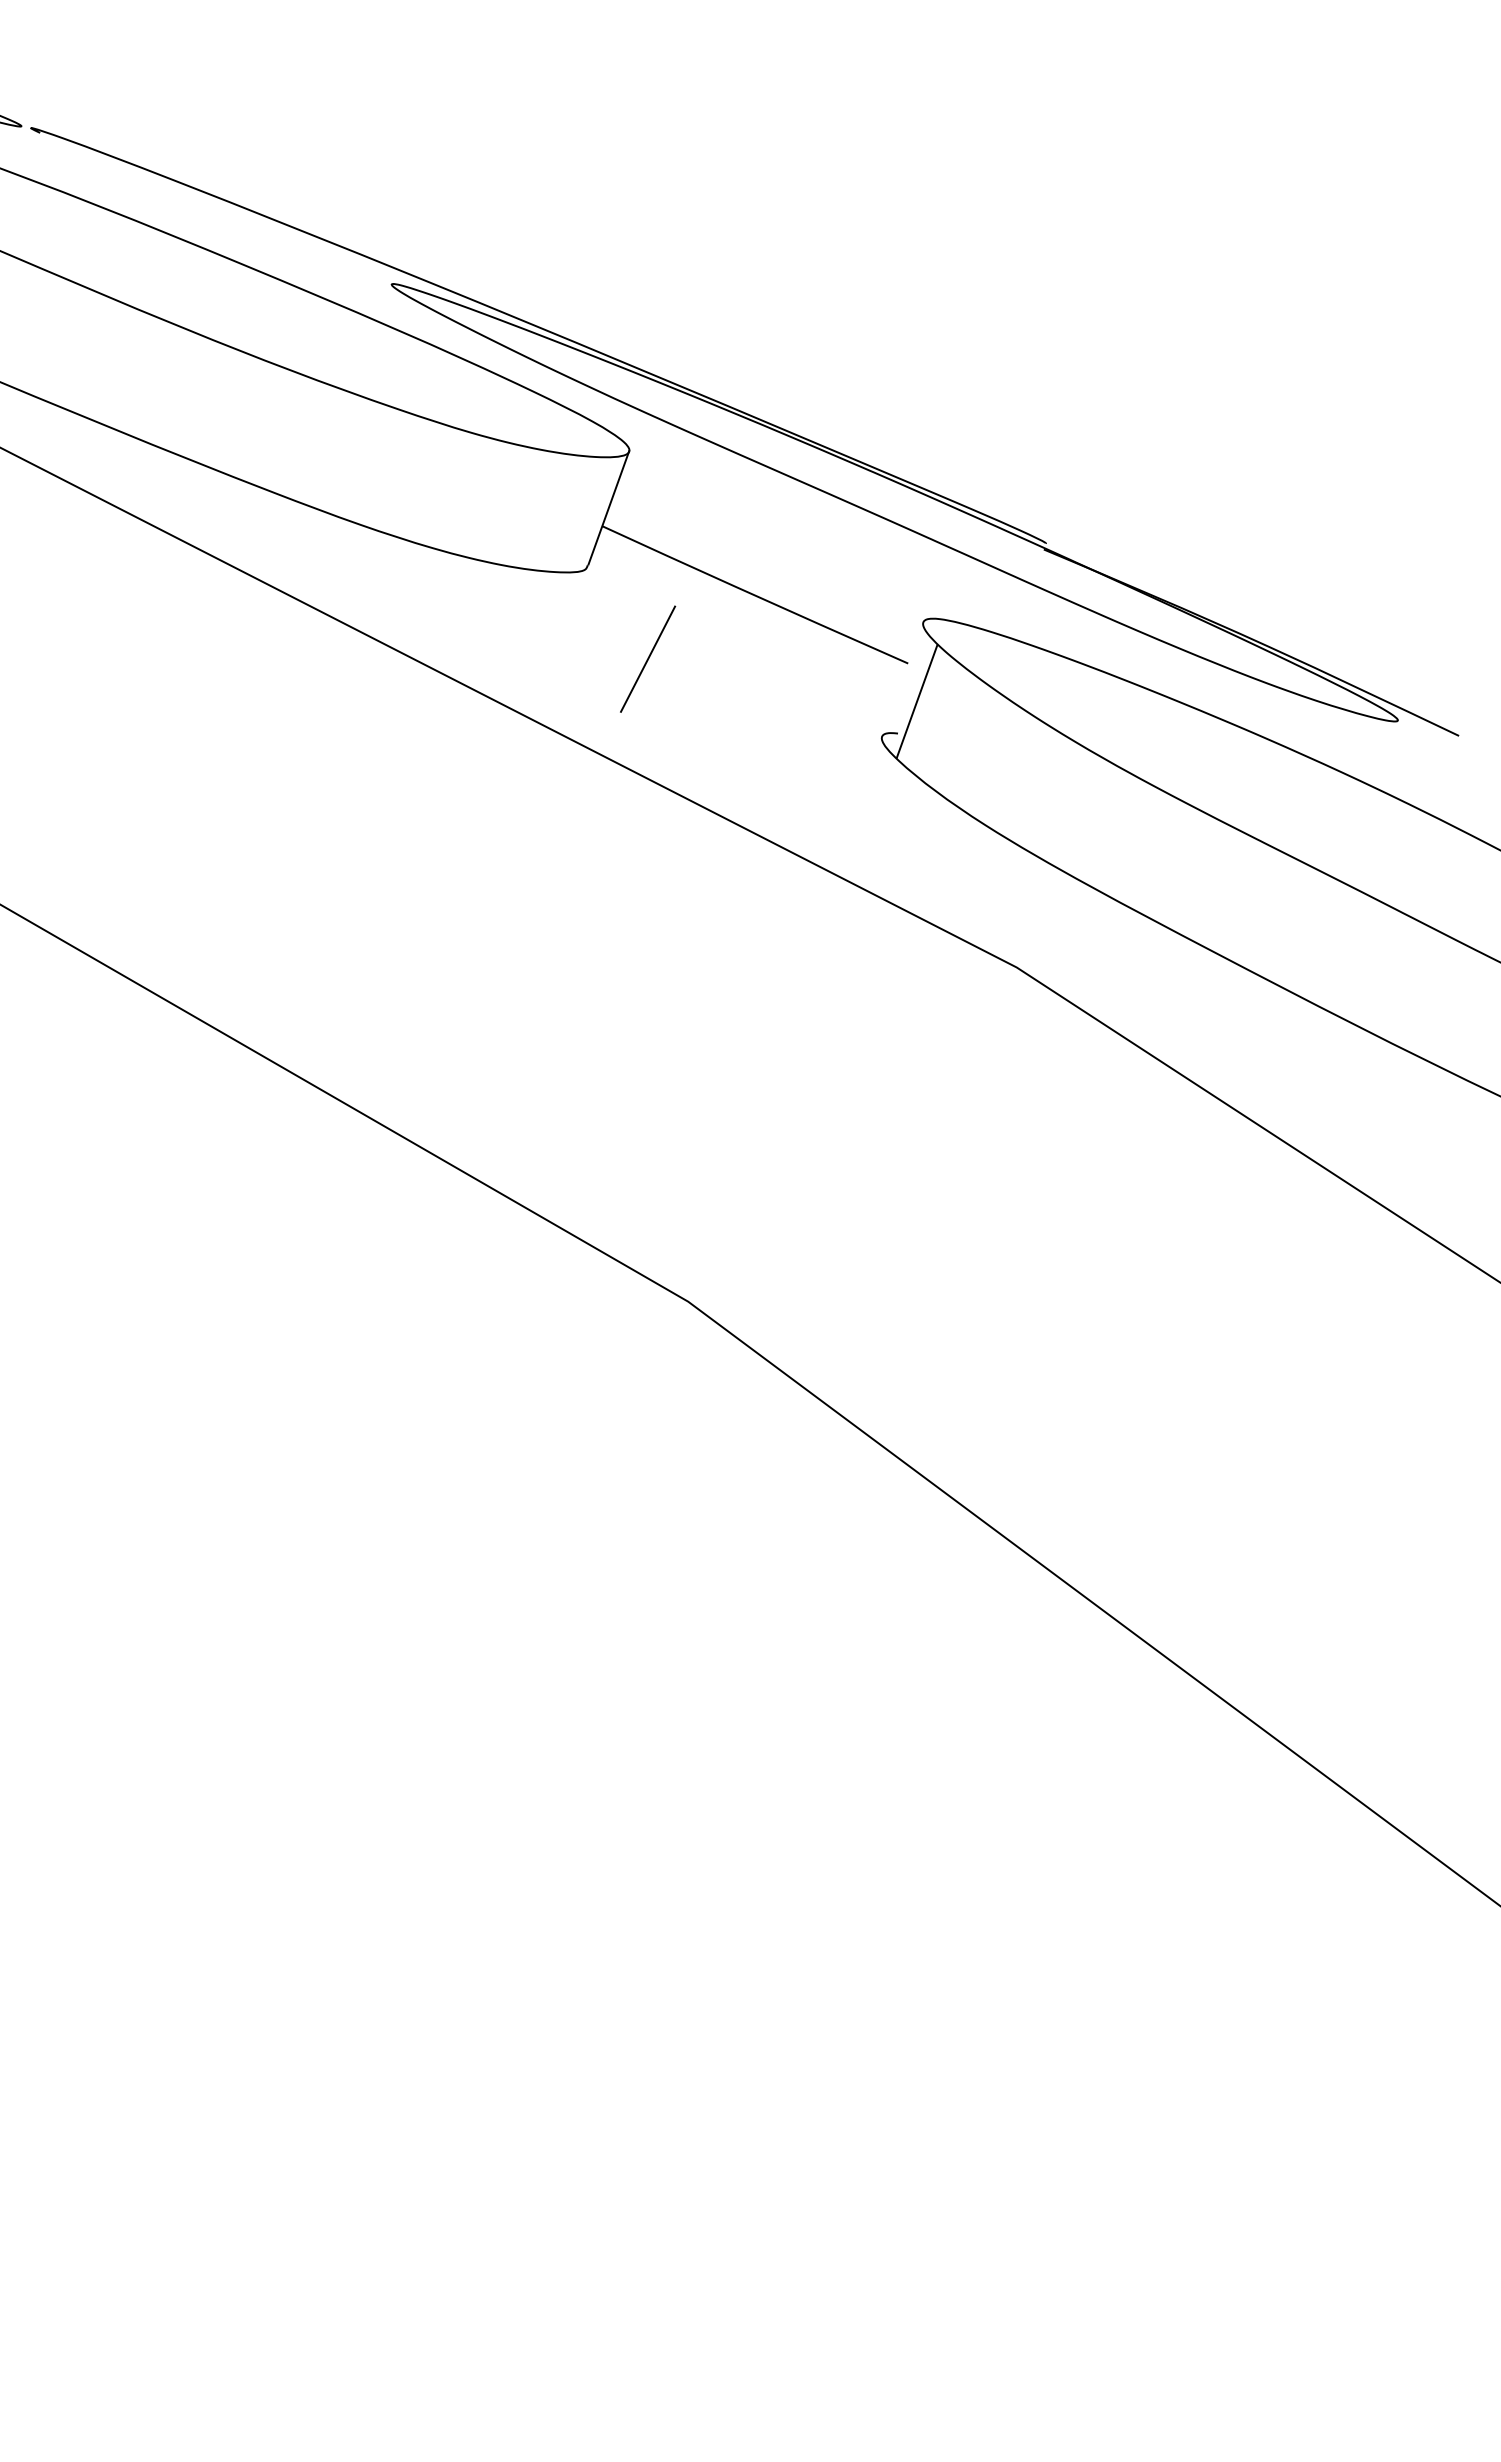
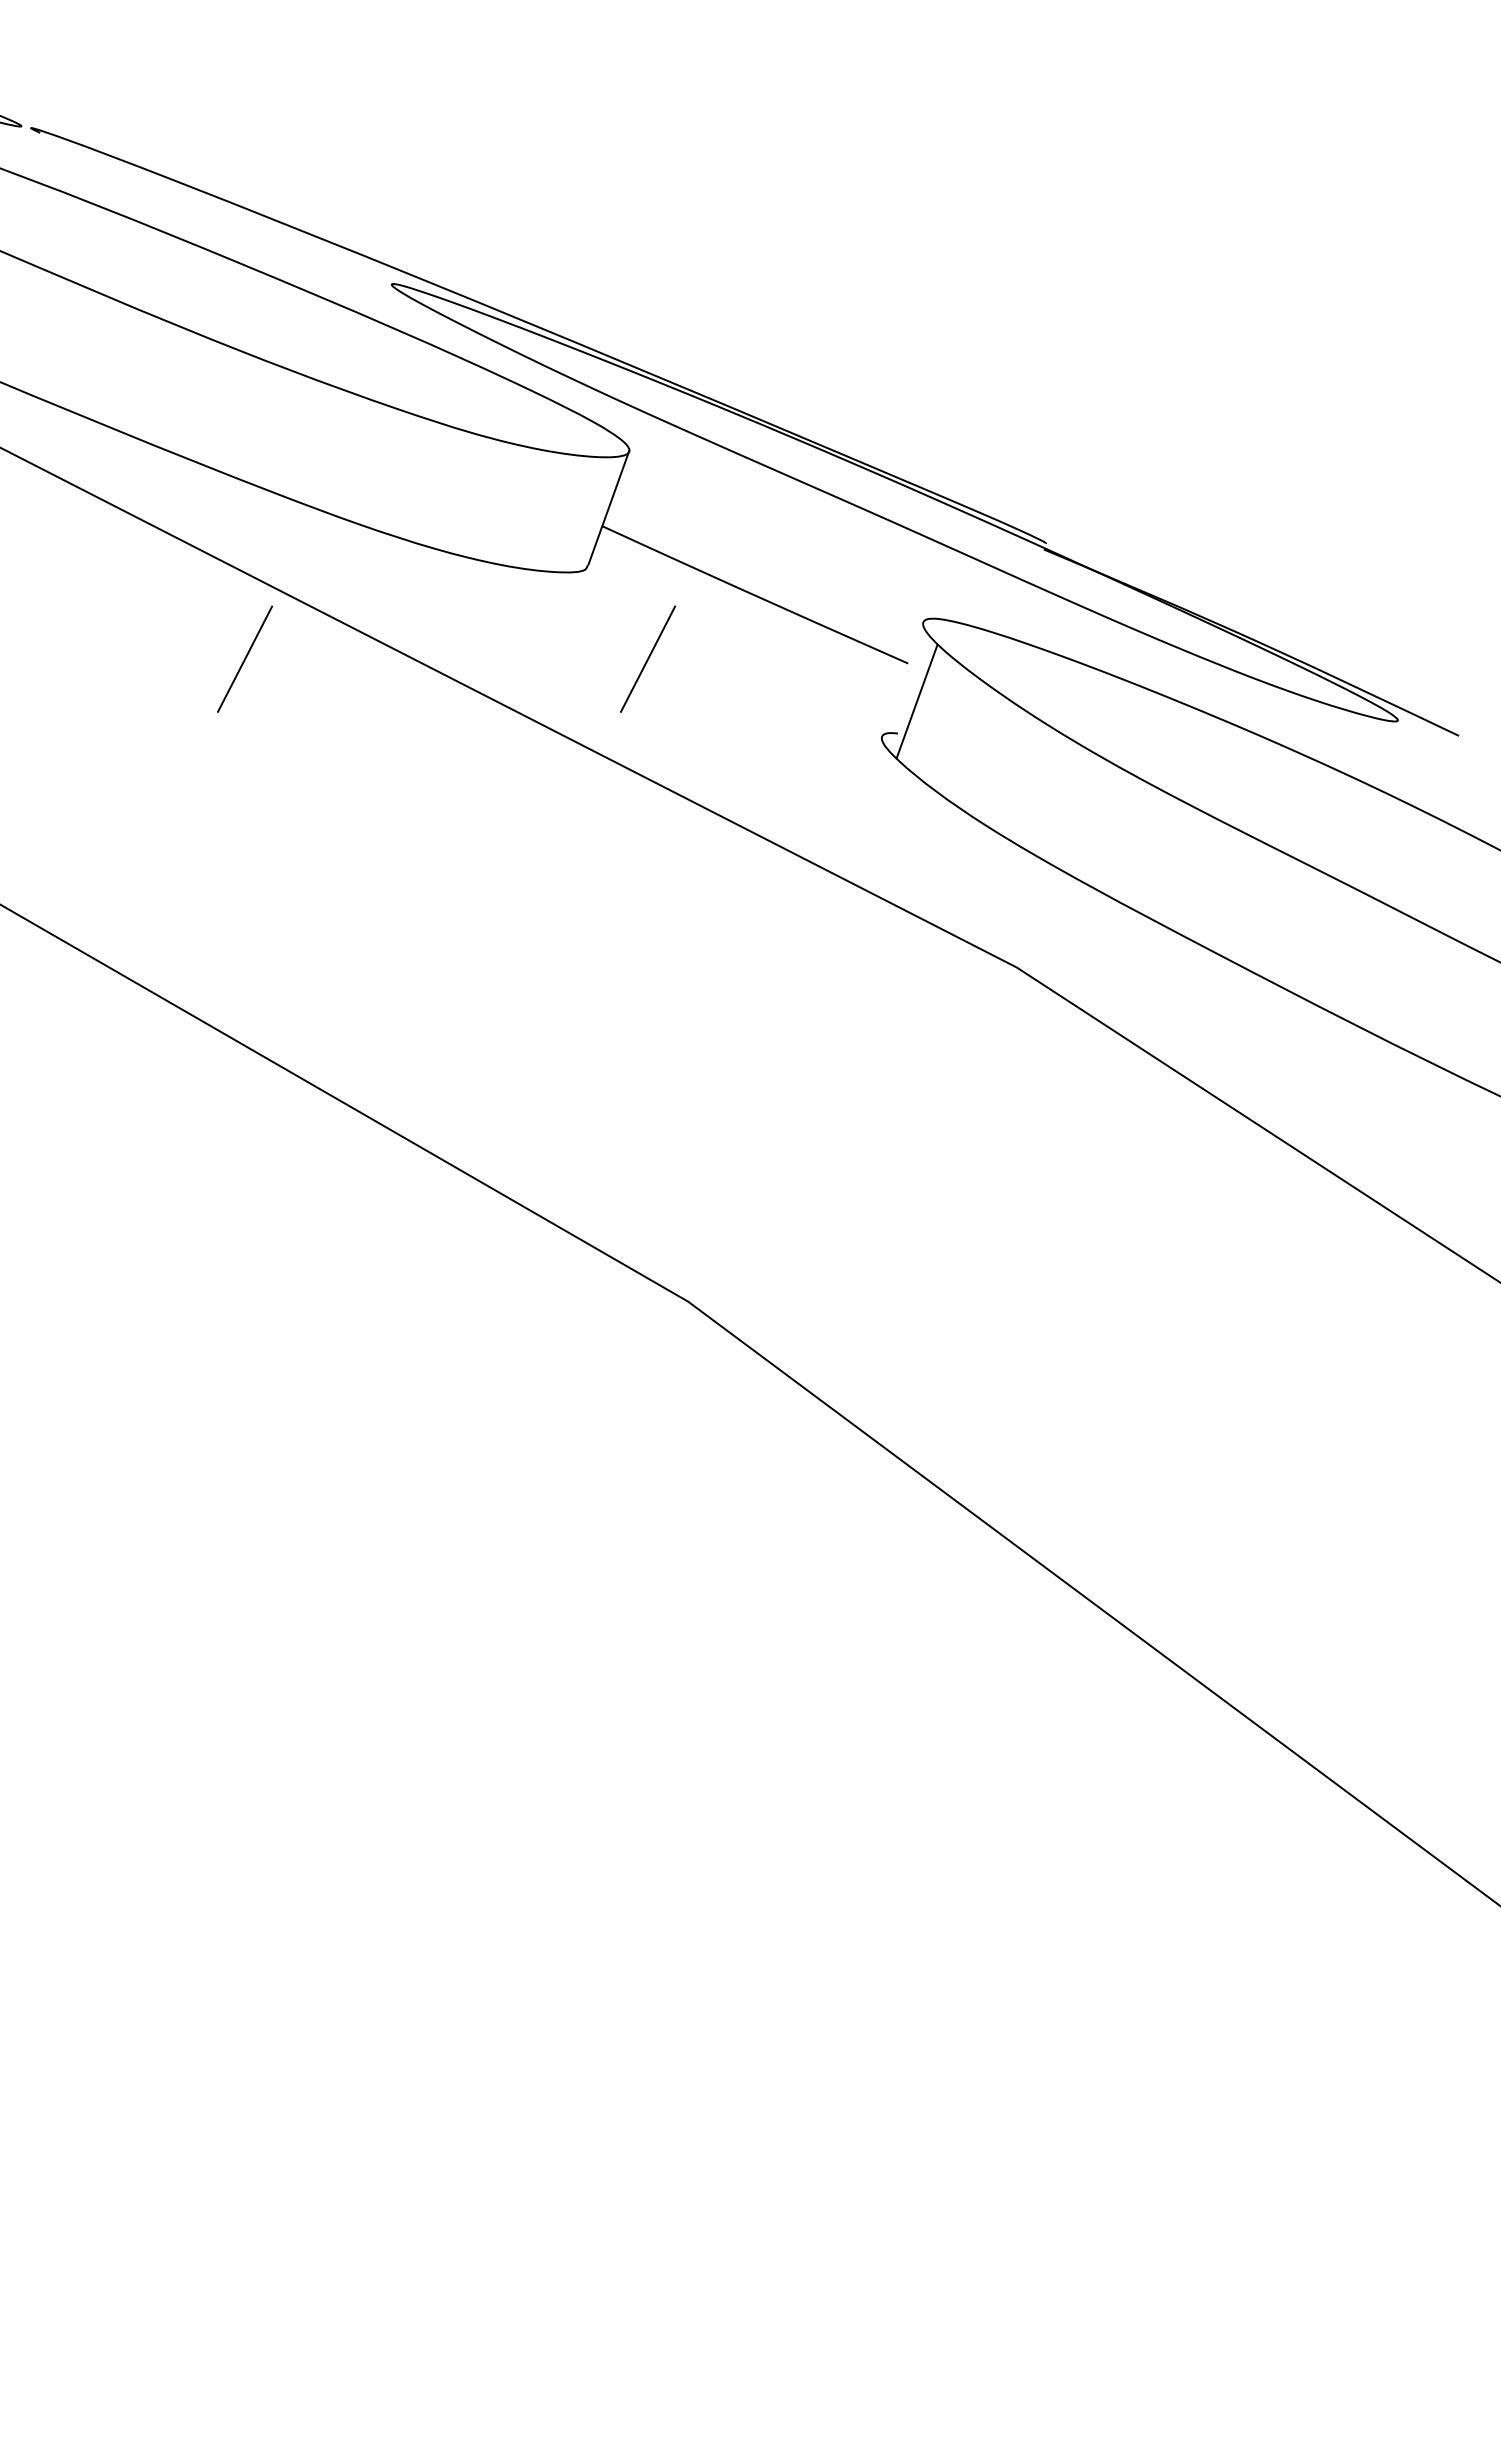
line: none -> present (245, 658)
